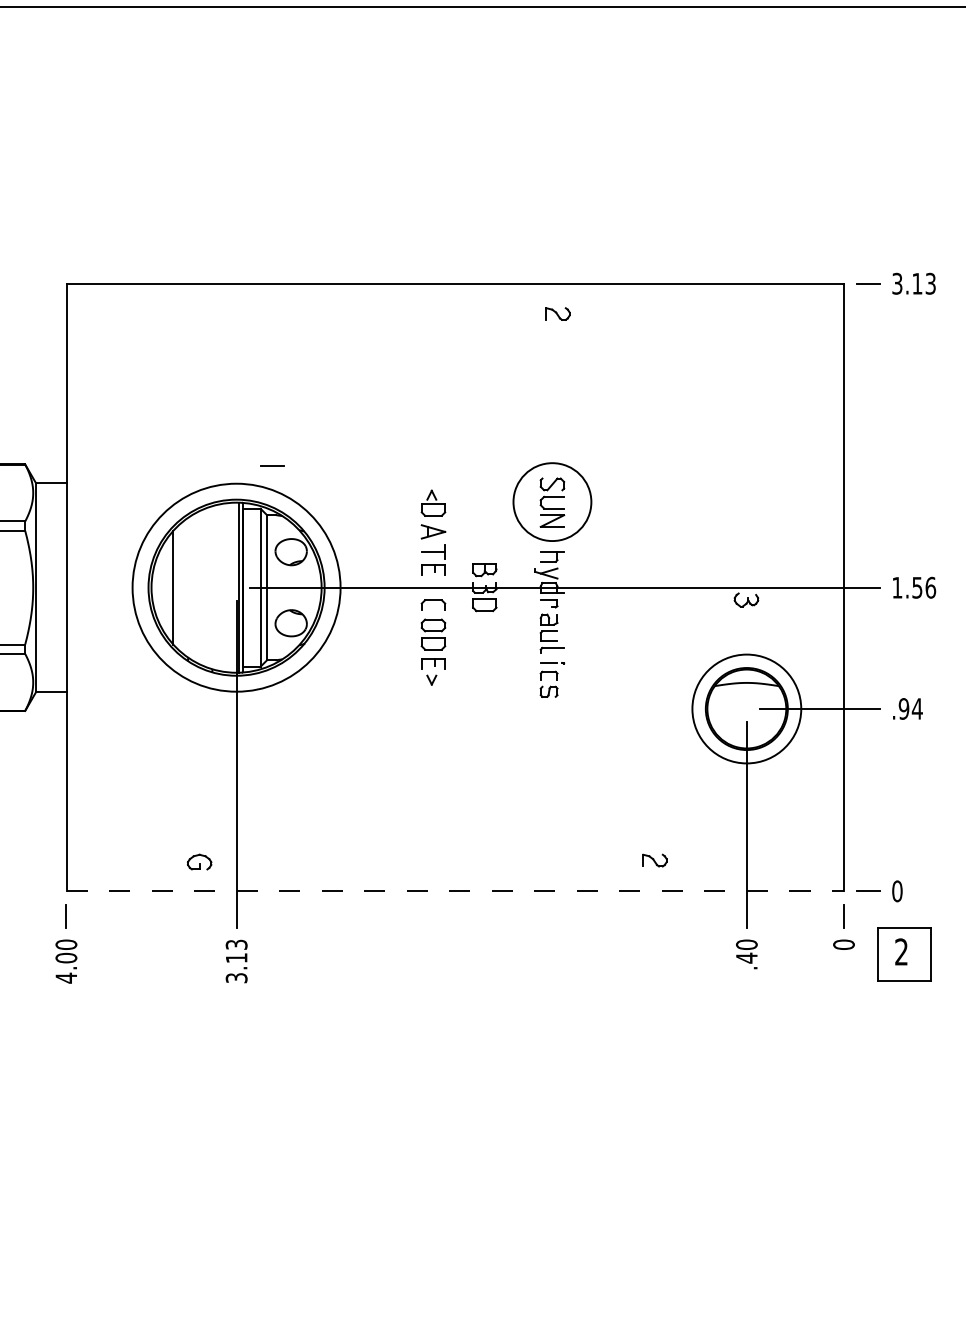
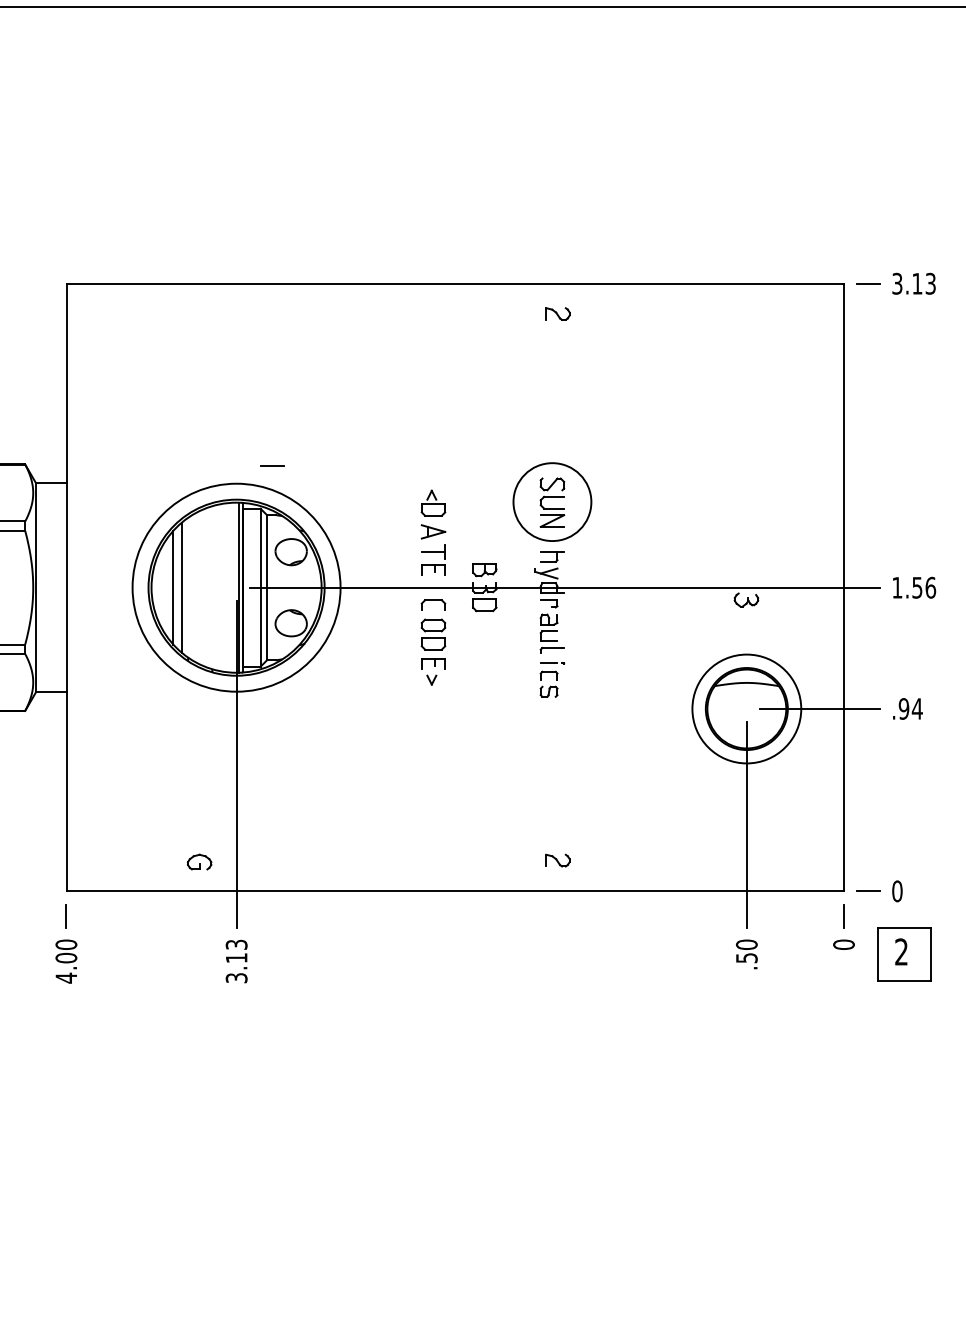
line: none -> present (181, 587)
part position: (654, 860) -> (557, 860) (557, 860)
line: dashed -> solid (455, 891)
text: .40 -> .50 (746, 957)
